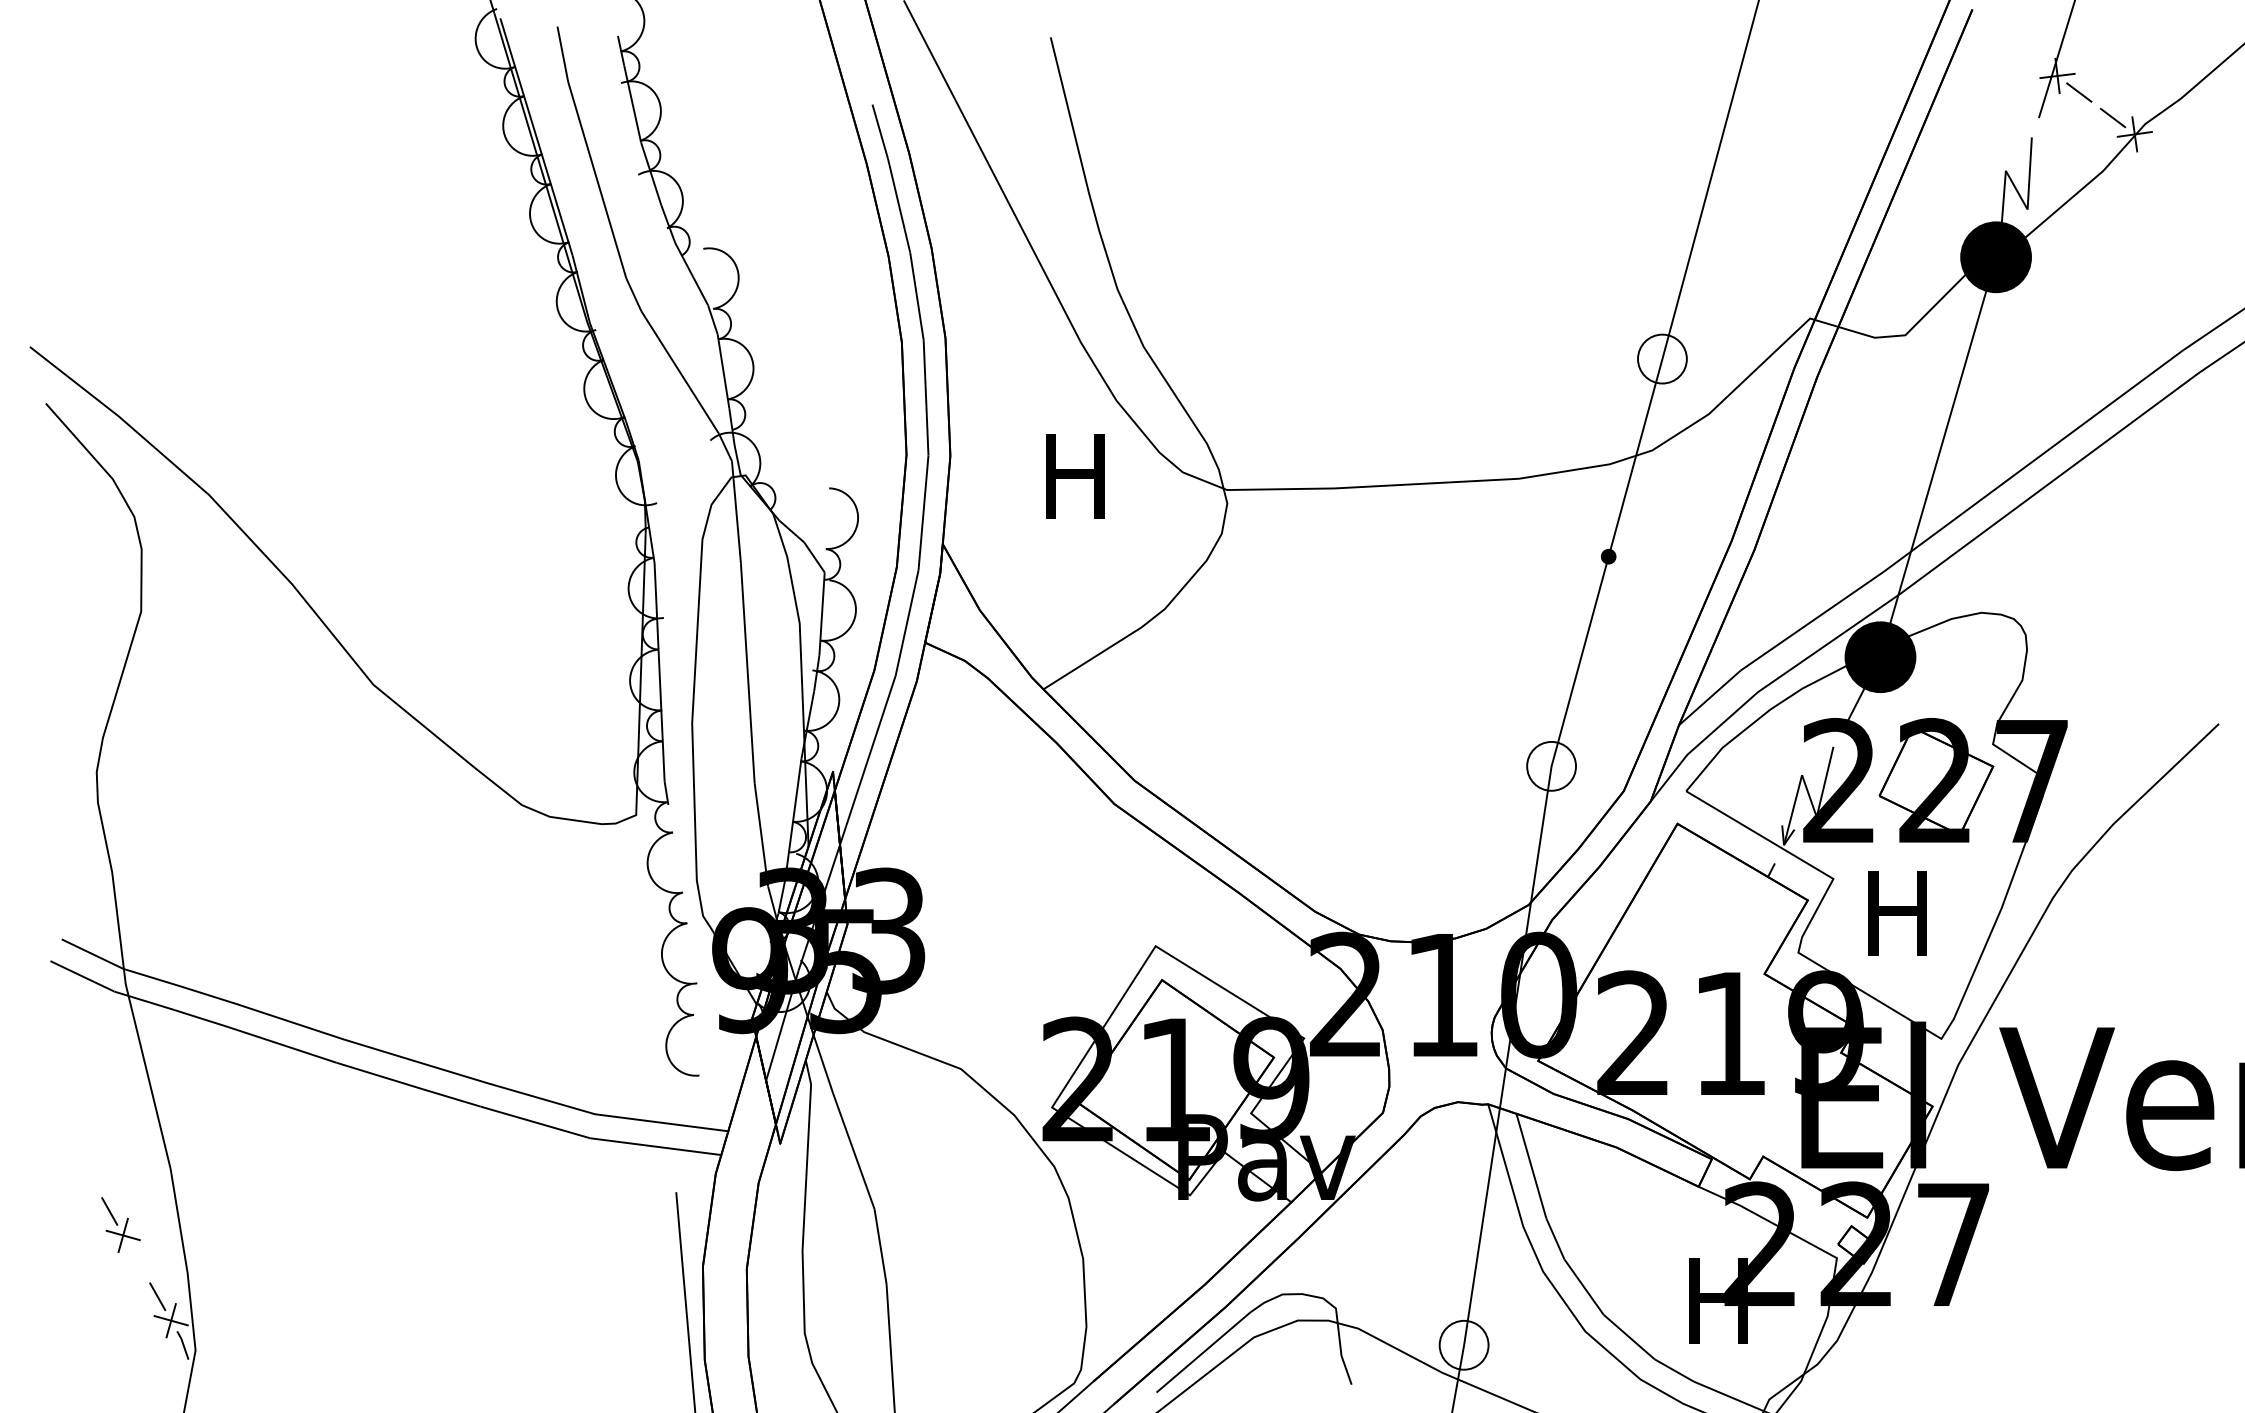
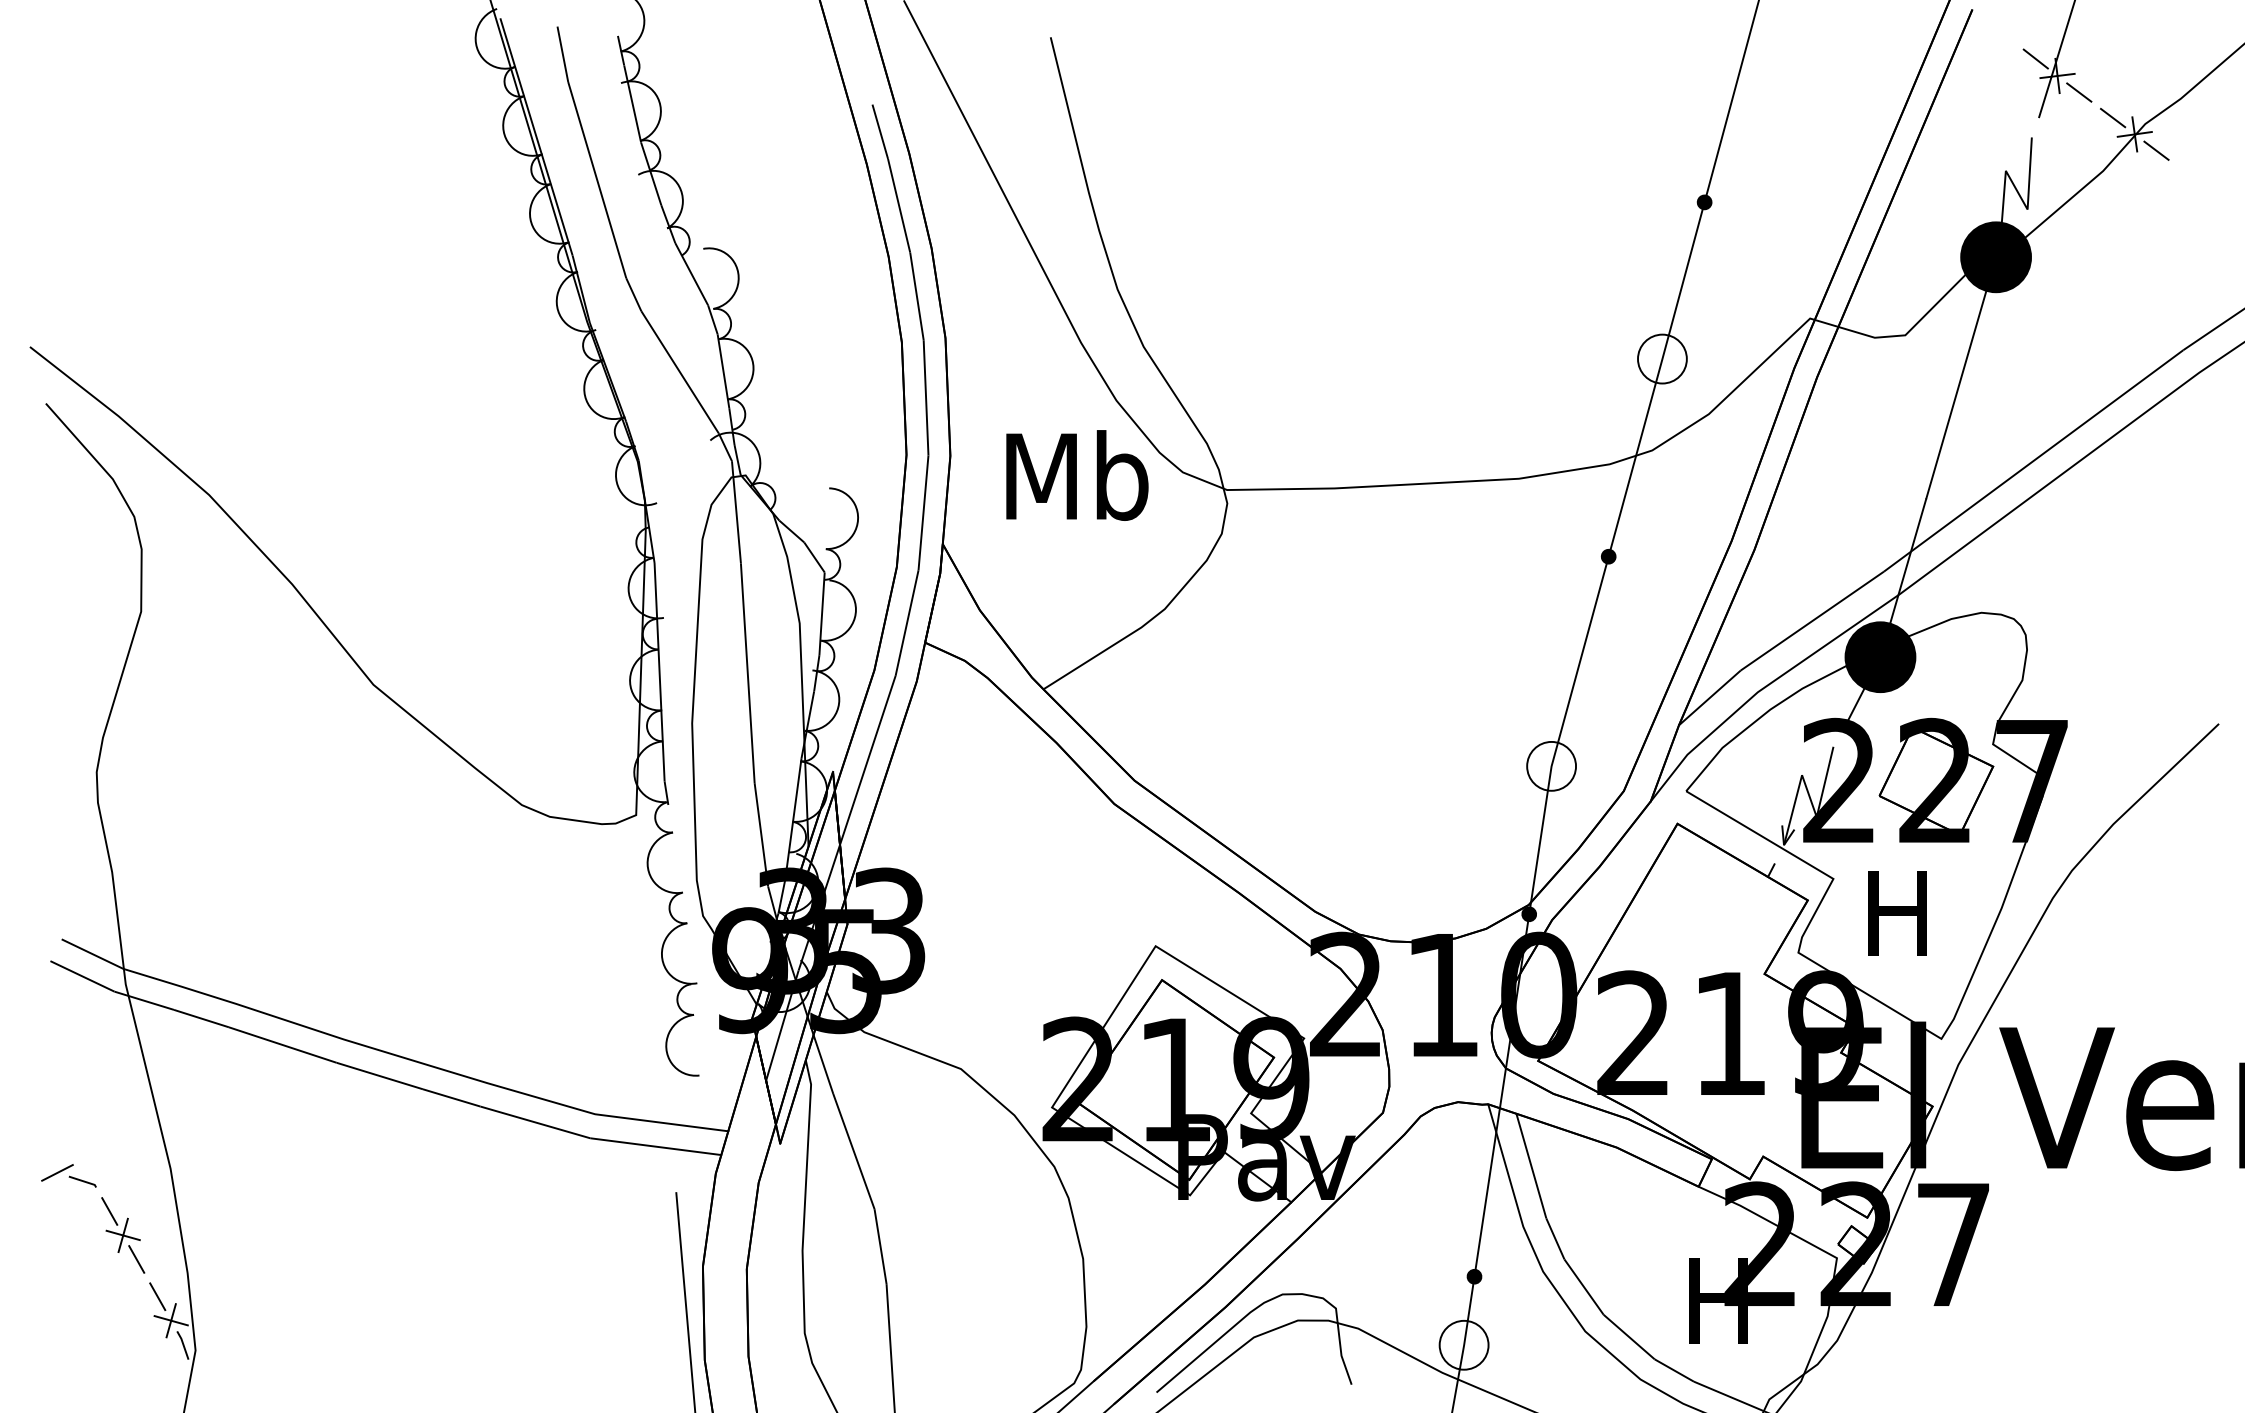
line: none -> present (2035, 58)
line: none -> present (2156, 150)
fill: none -> present (1704, 202)
text: H -> Mb (1077, 475)
fill: none -> present (1529, 914)
part: none -> present (68, 1175)
line: none -> present (136, 1259)
fill: none -> present (1474, 1276)
